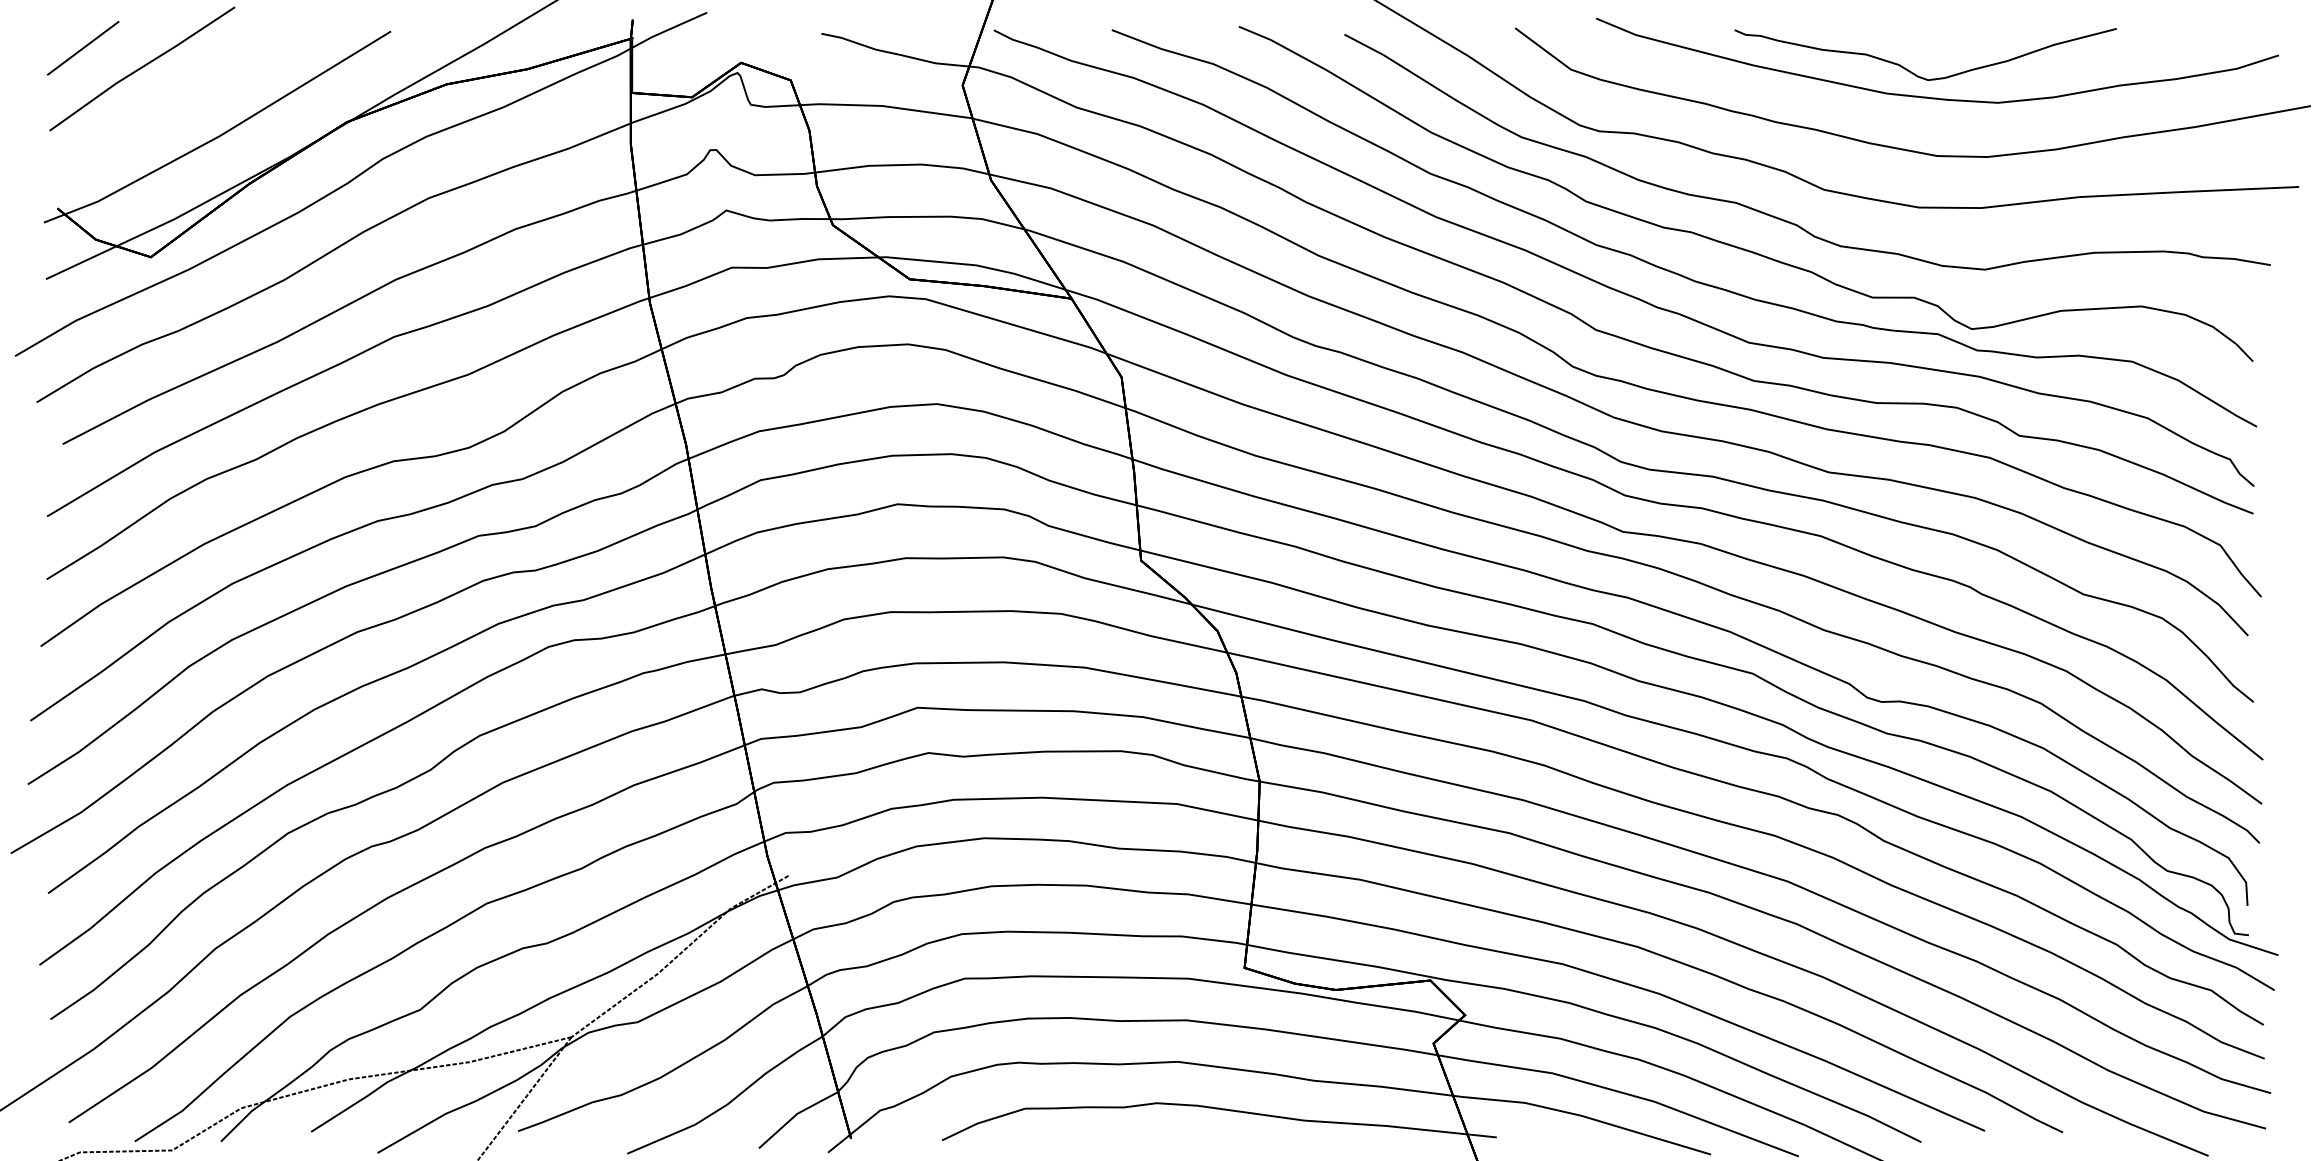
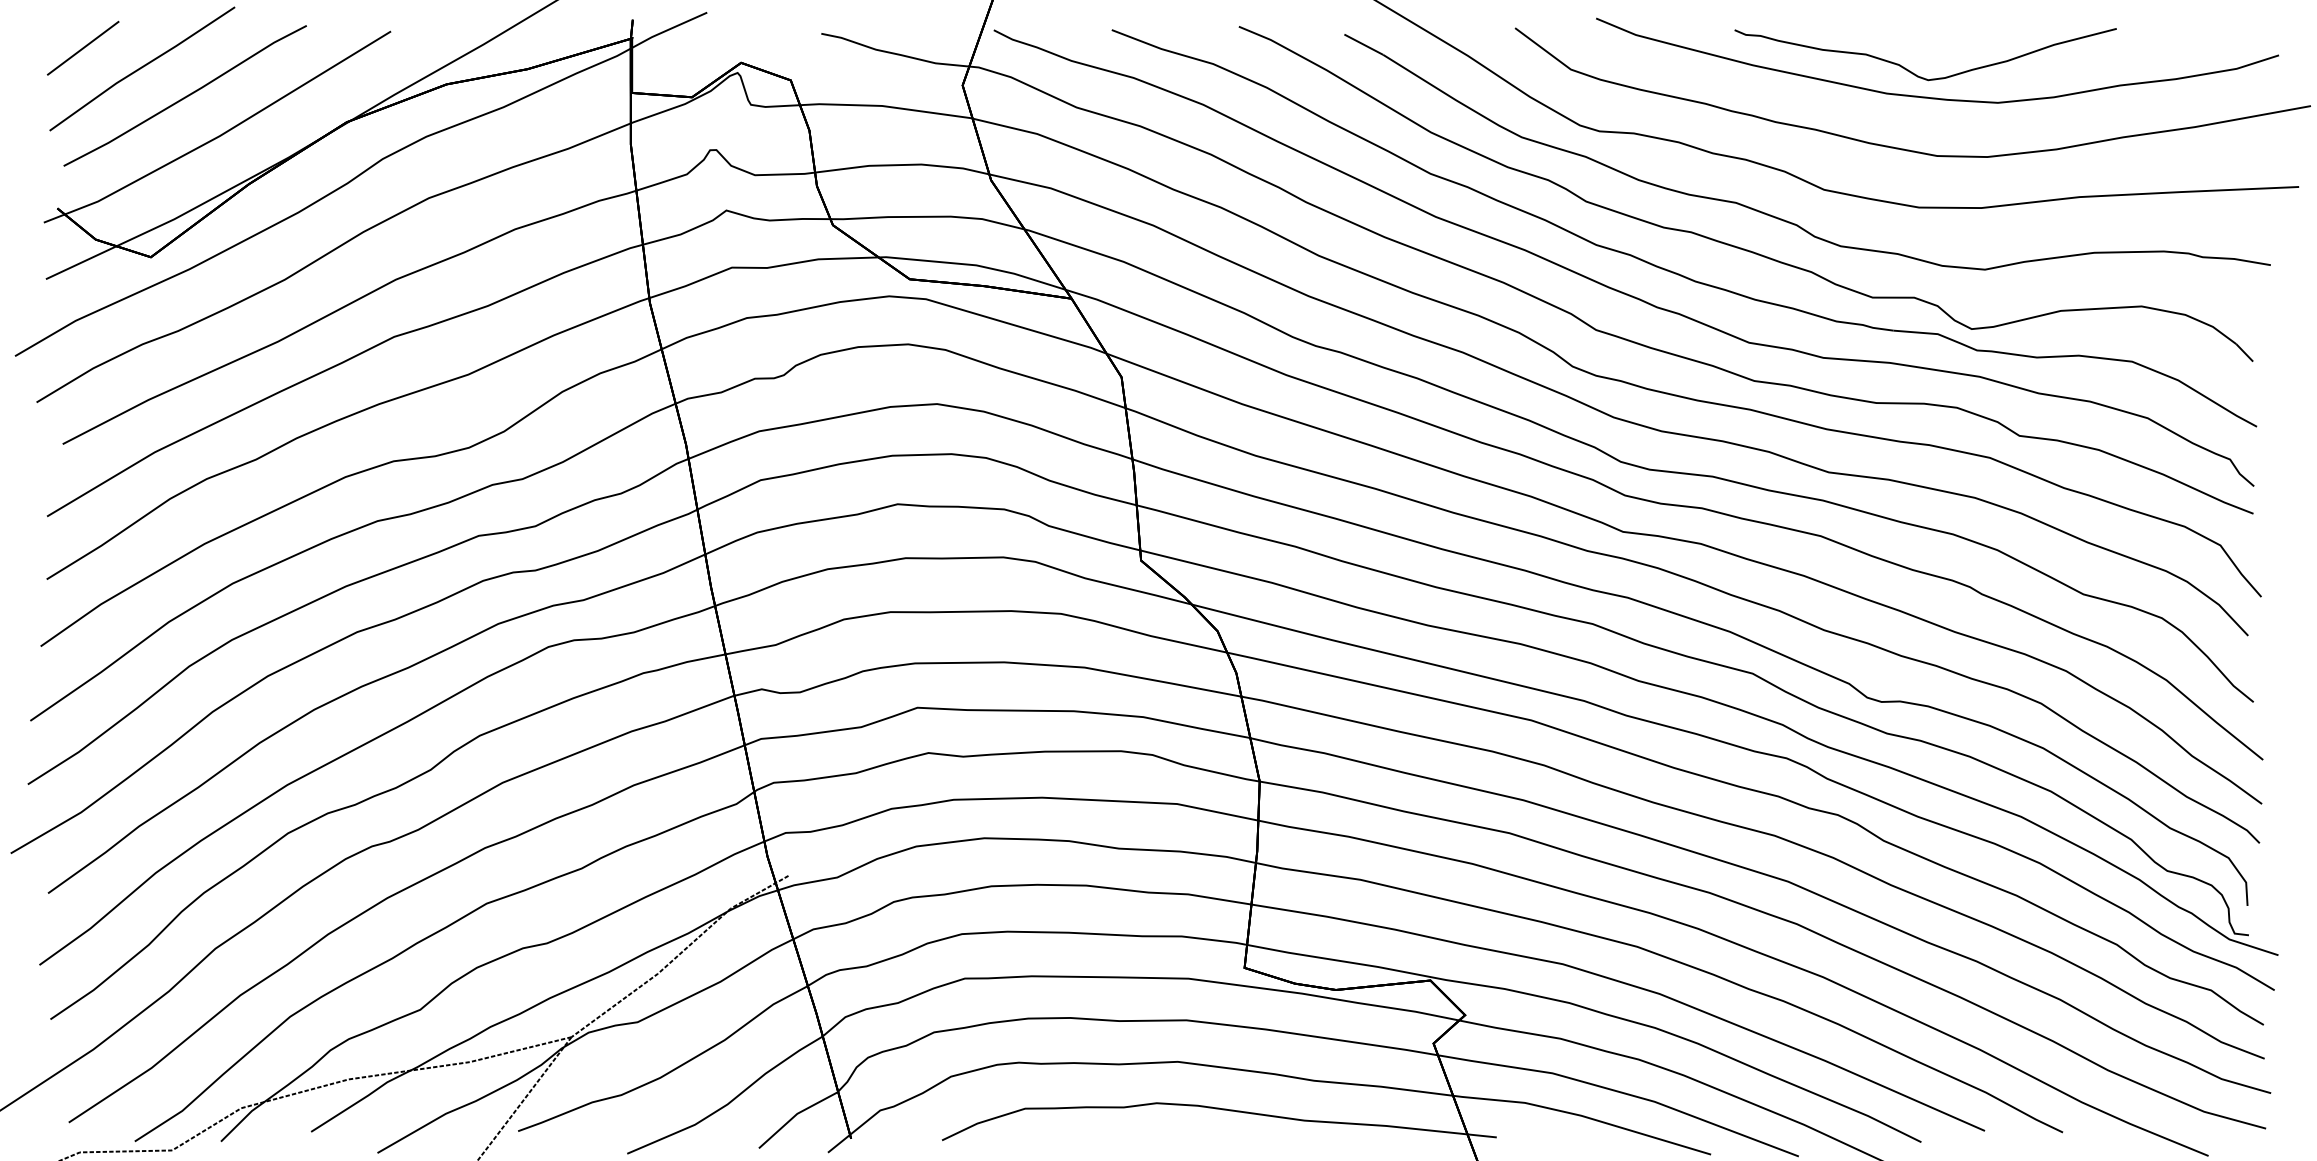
line: none -> present (184, 96)
